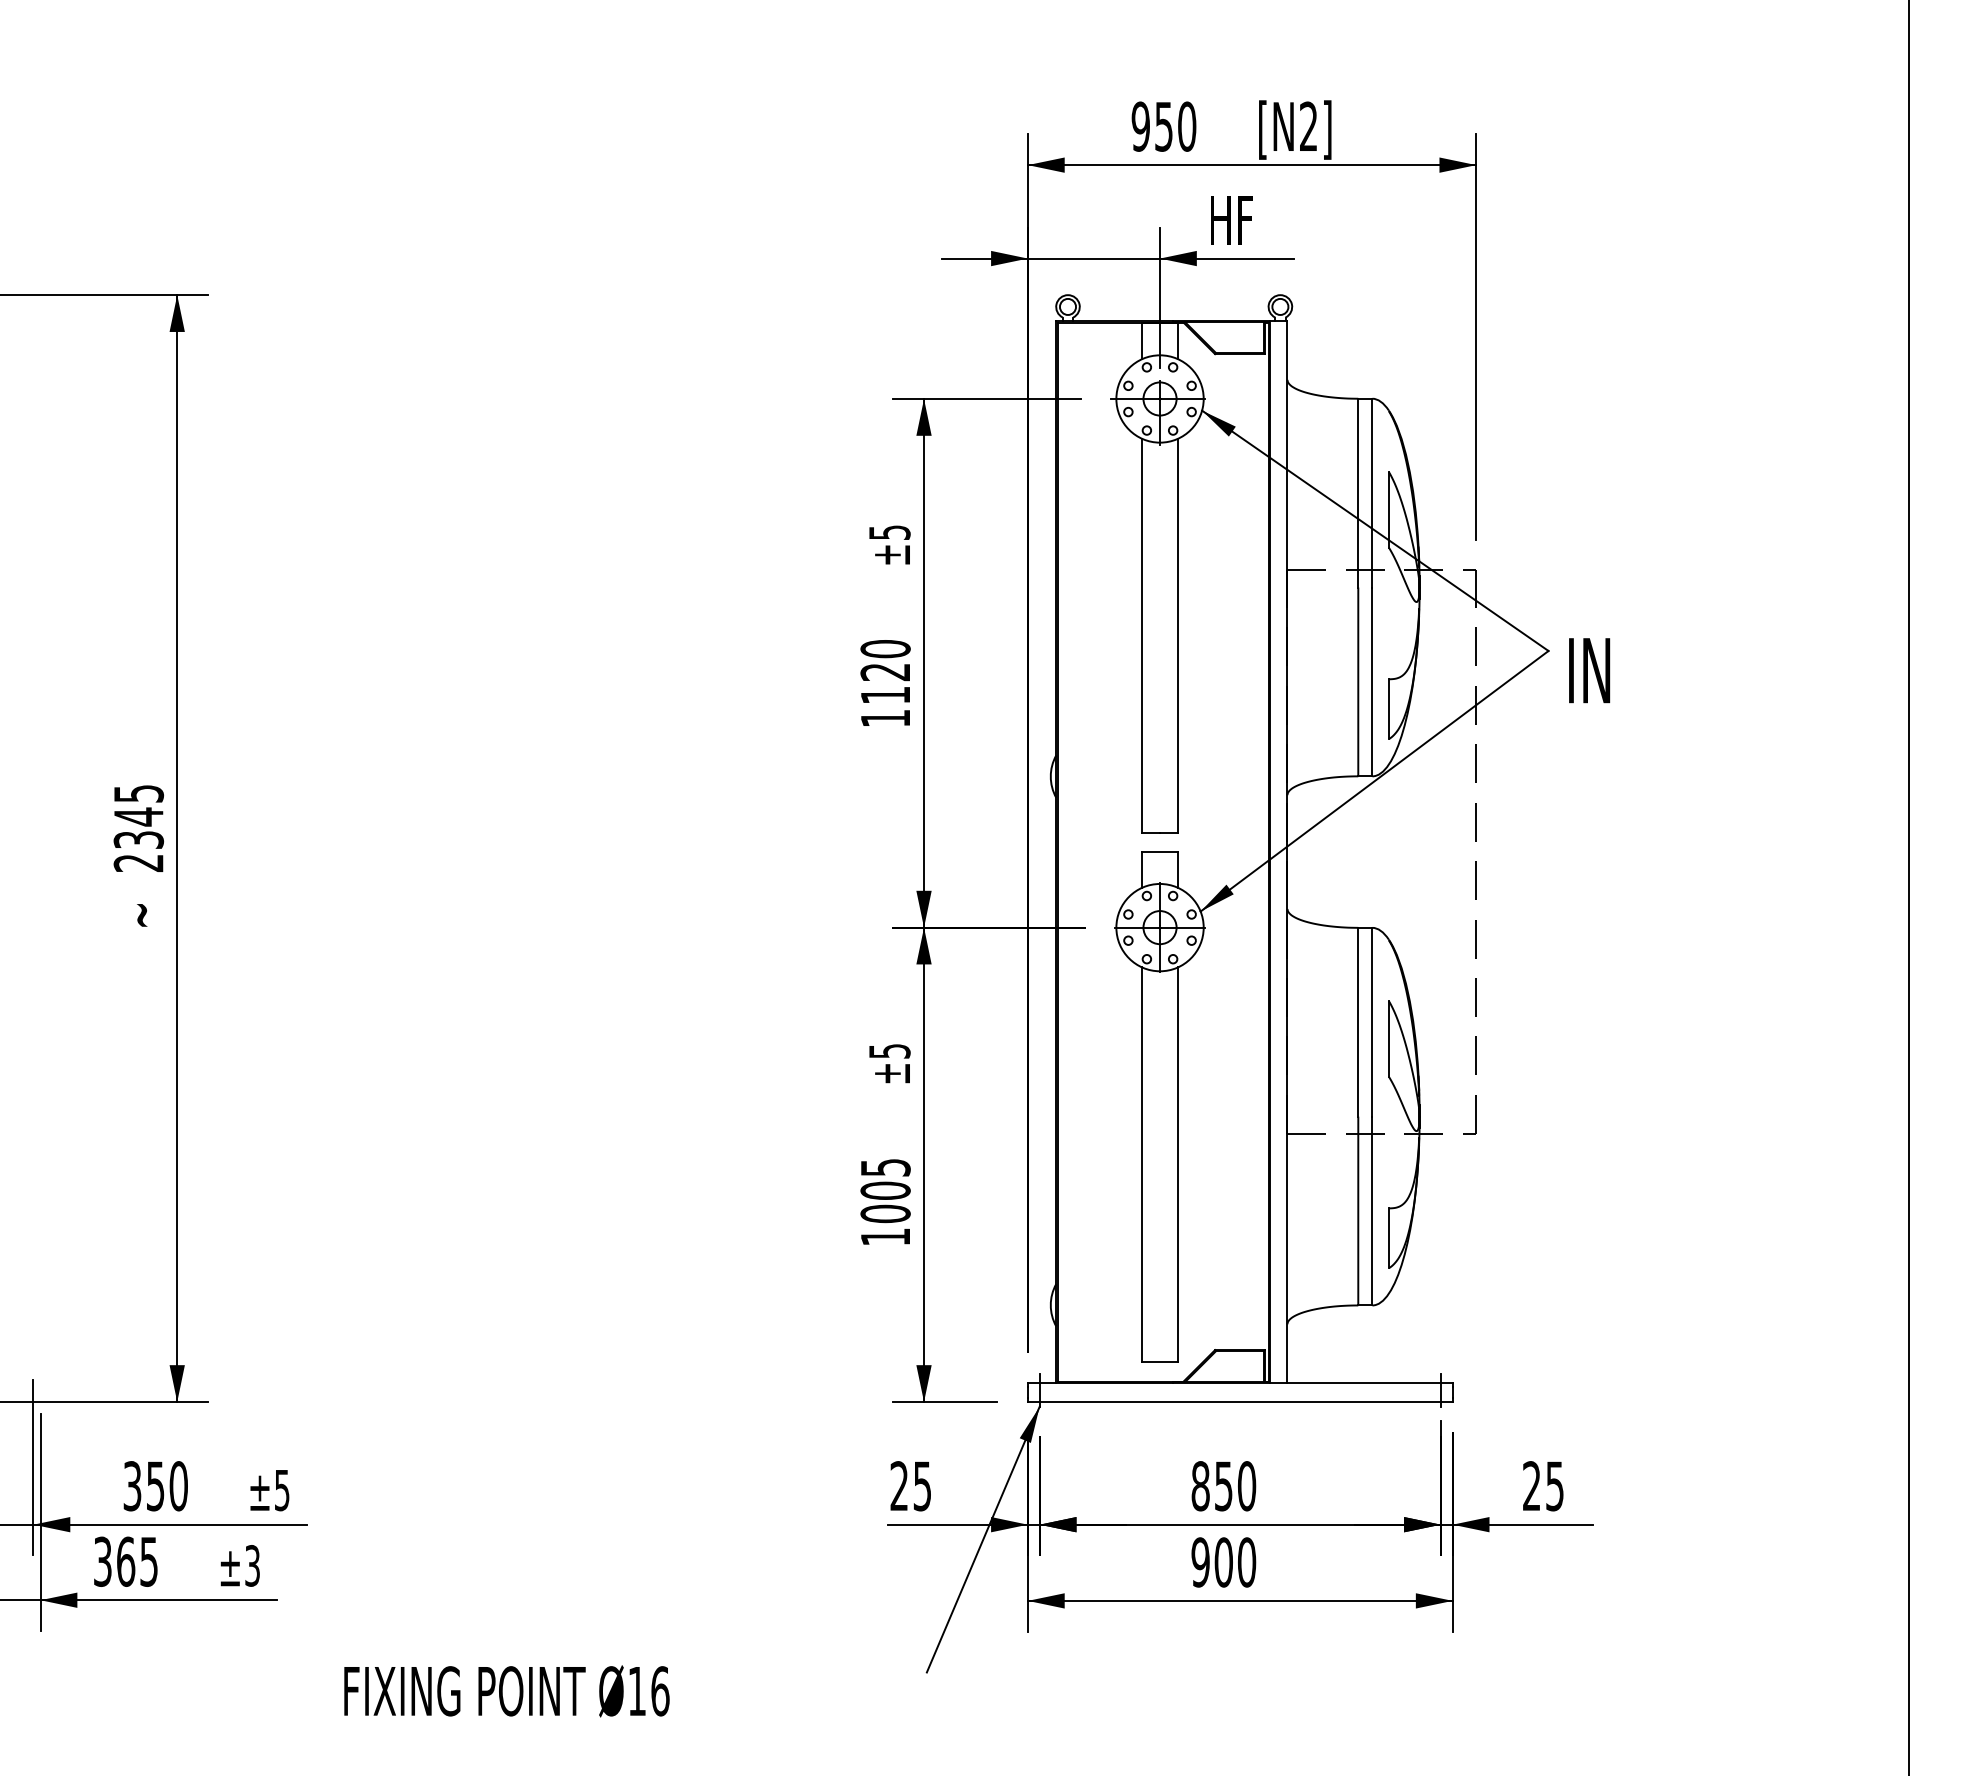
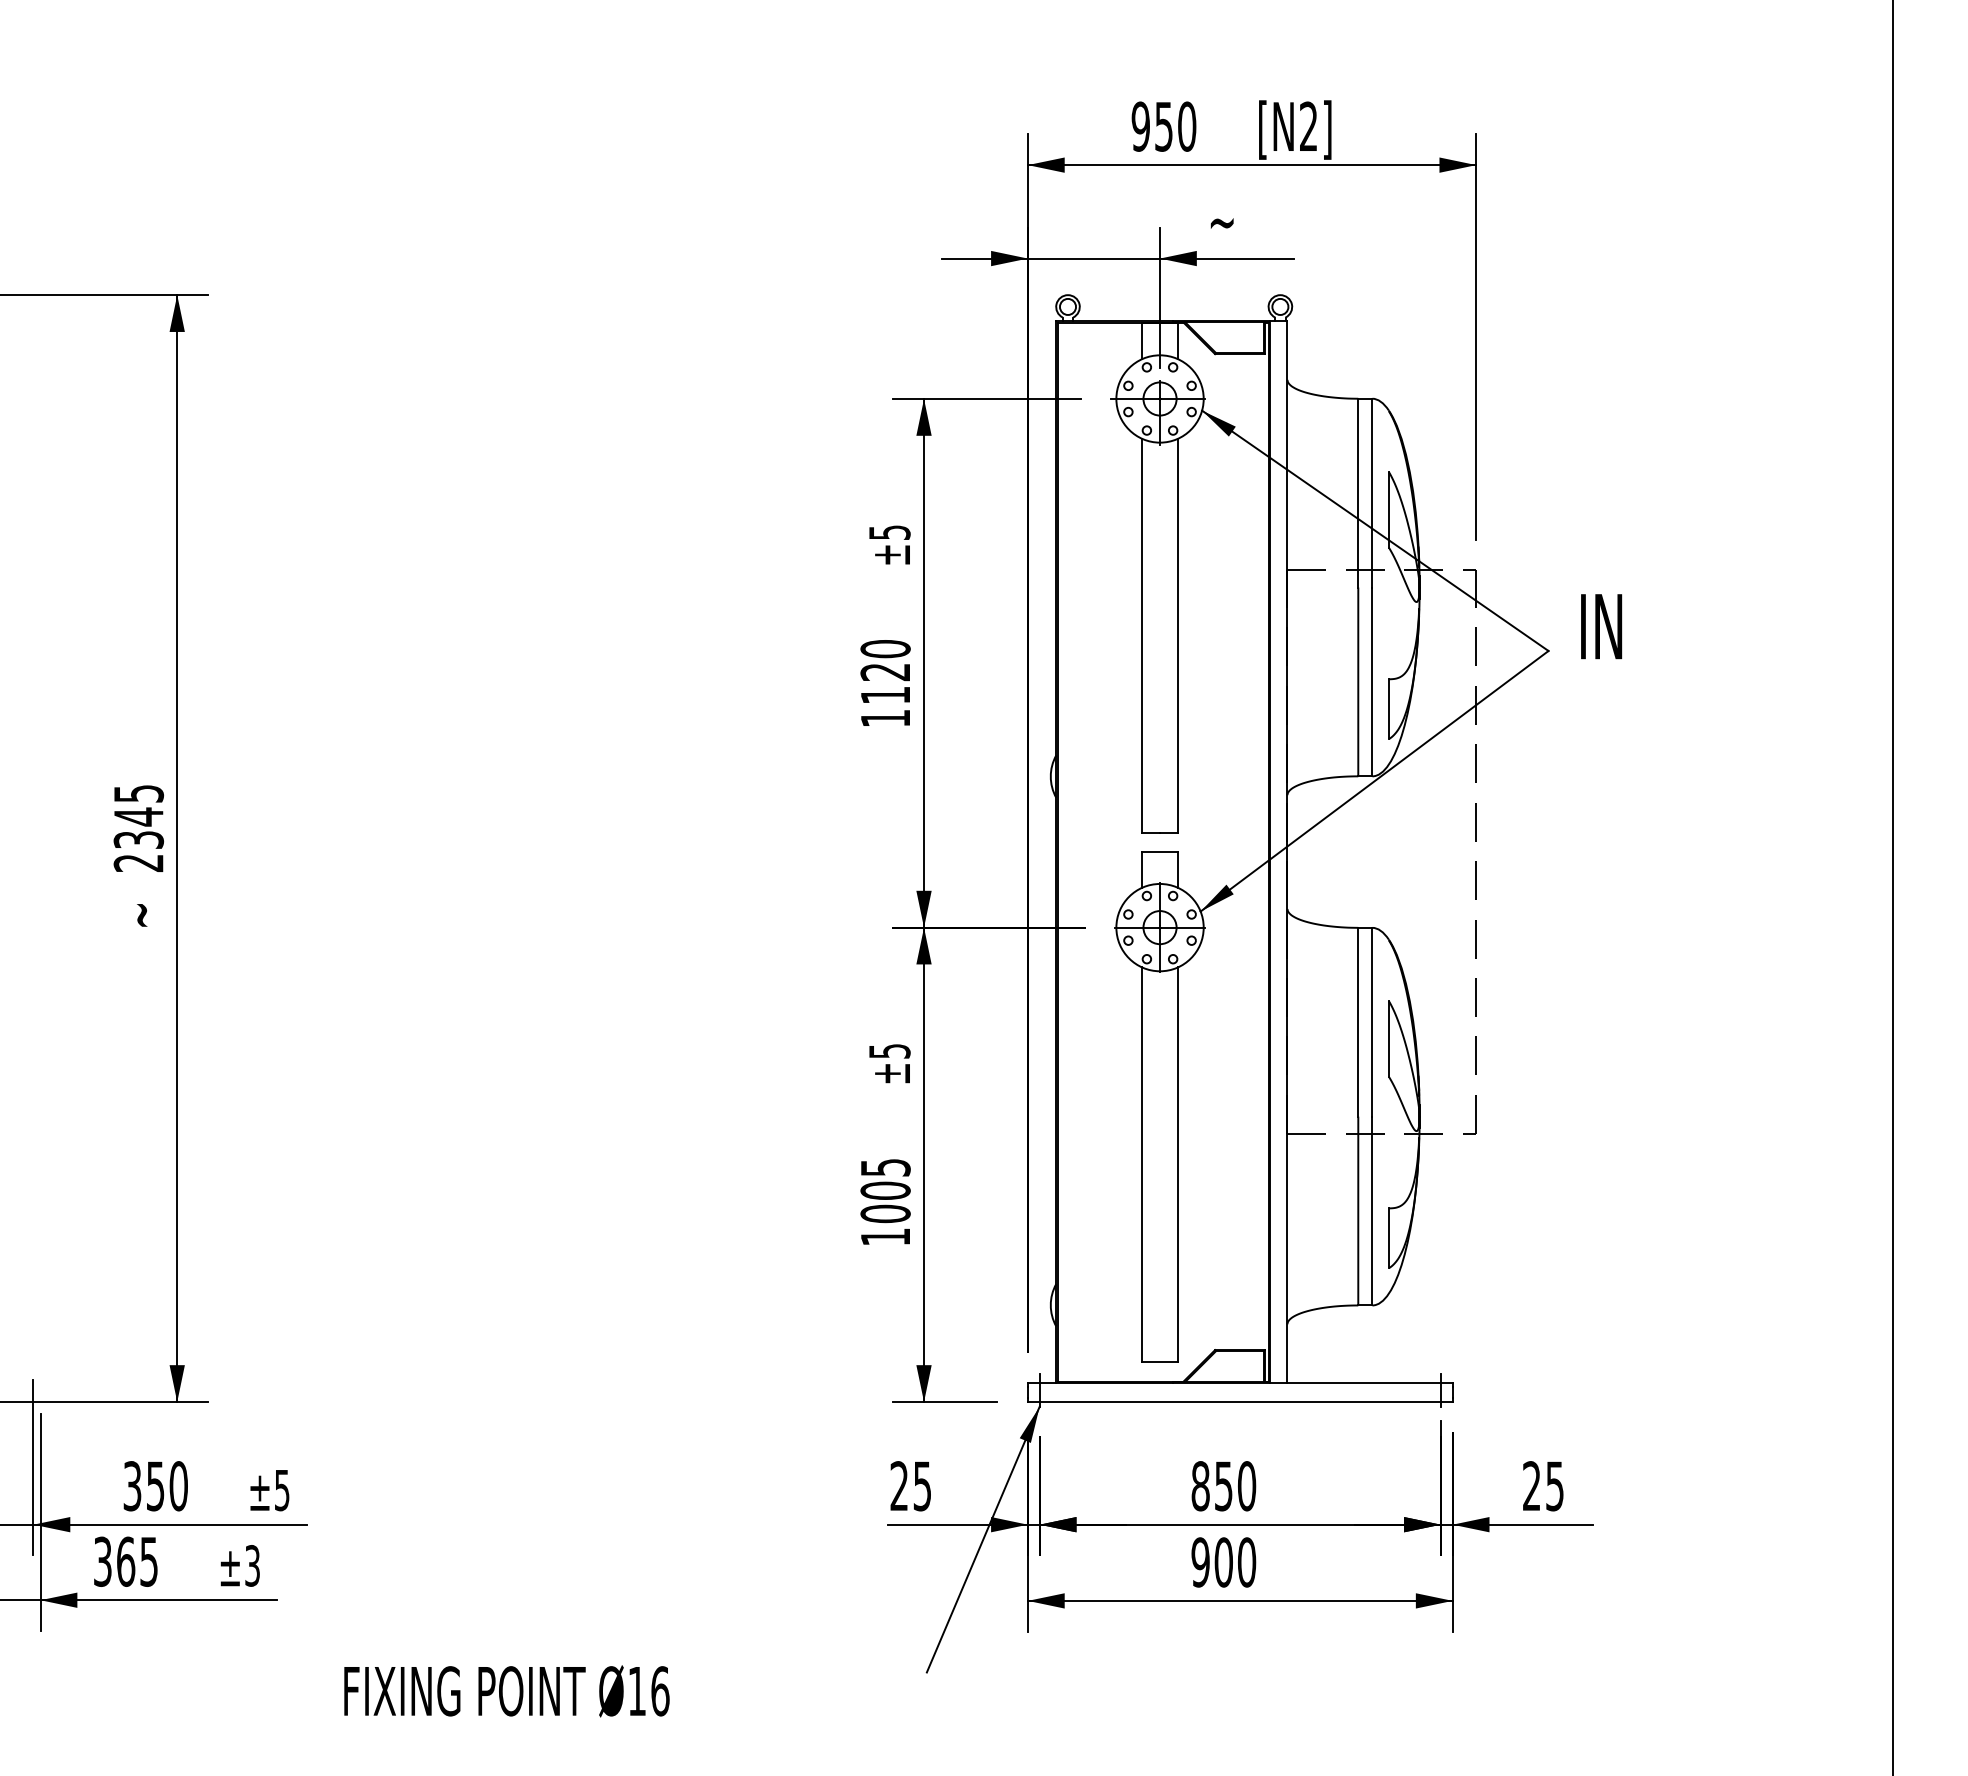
text: HF -> ~ (1231, 220)
text position: (1589, 670) -> (1601, 626) (1601, 626)
line position: (1908, 887) -> (1892, 887) (1892, 887)
